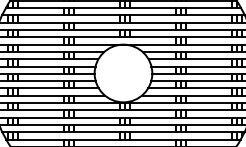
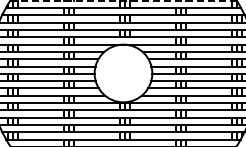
line: solid -> dashed (123, 0)
